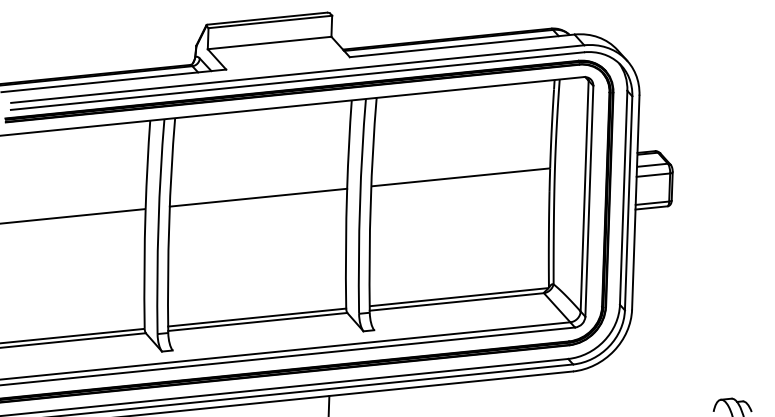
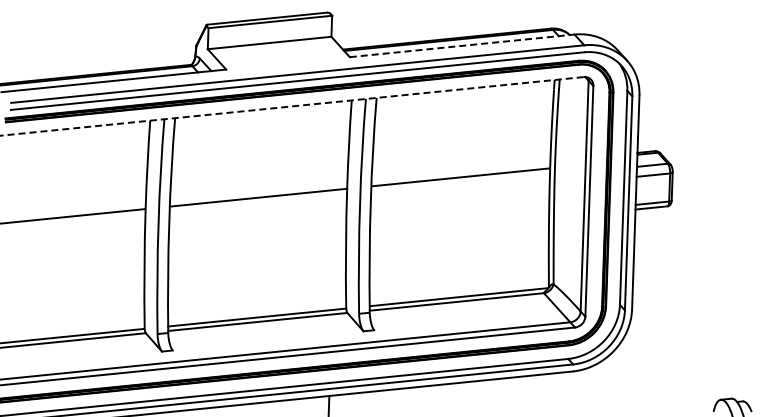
line: solid -> dashed (462, 45)
line: solid -> dashed (291, 106)
